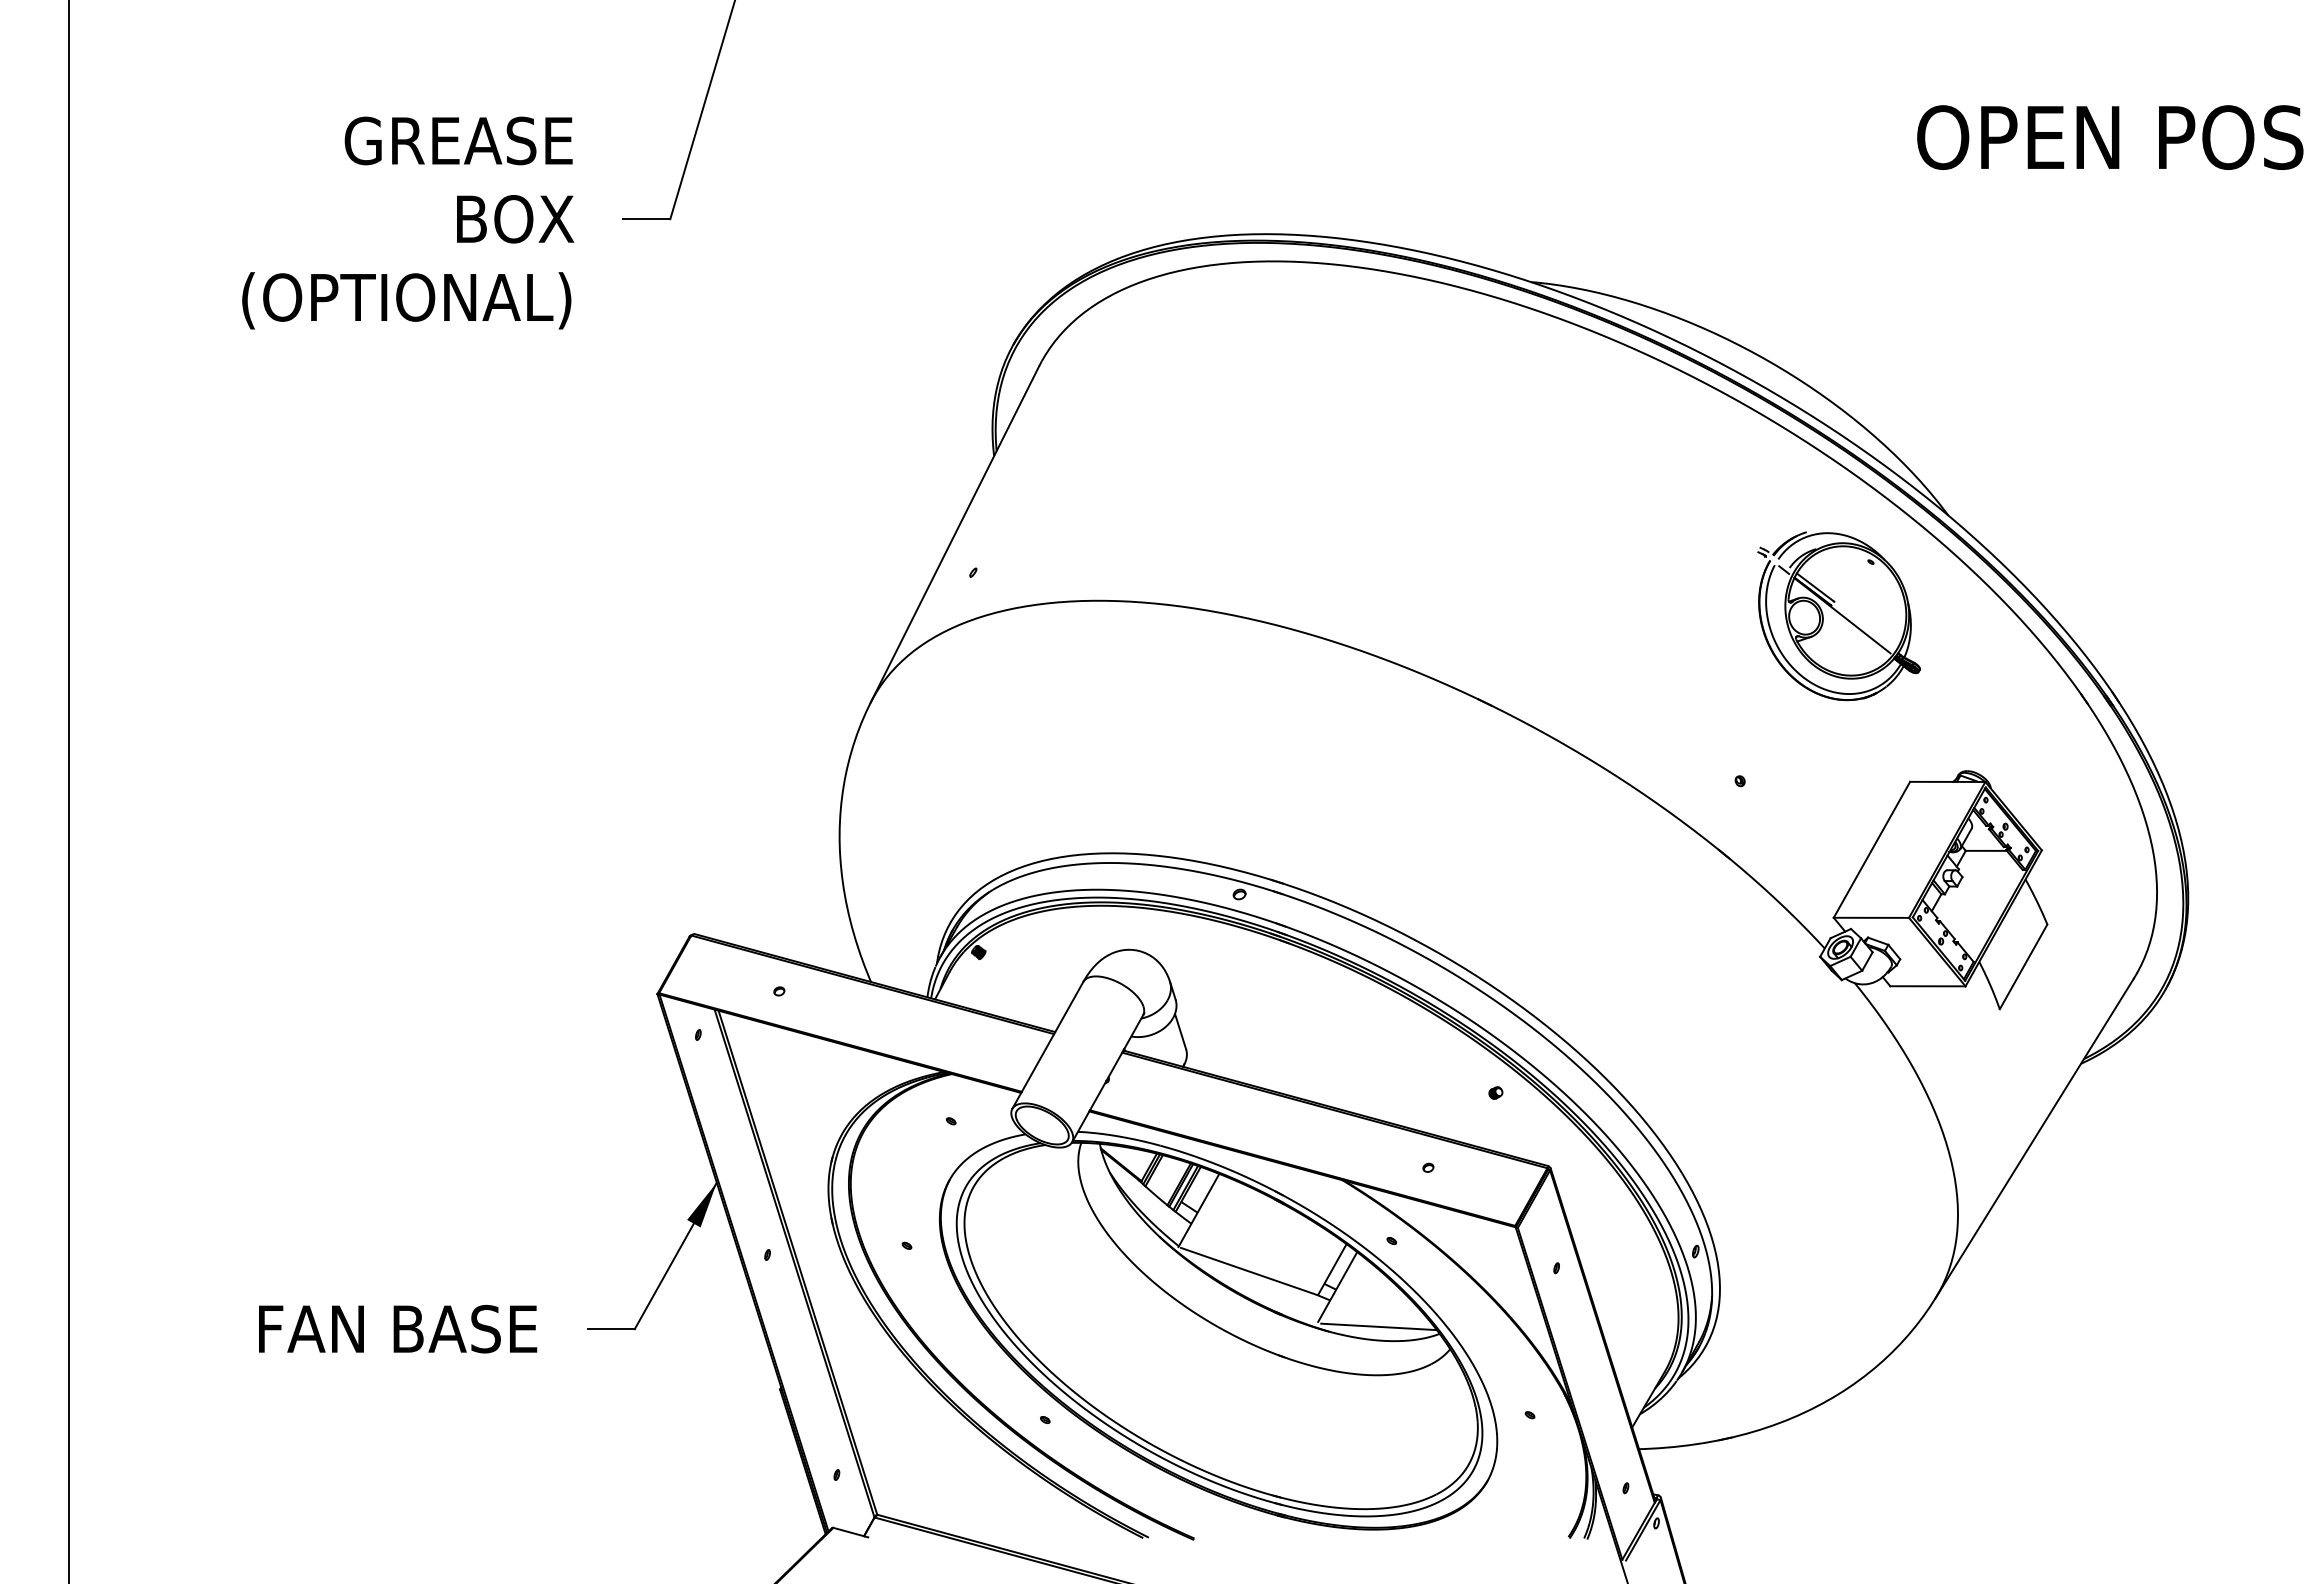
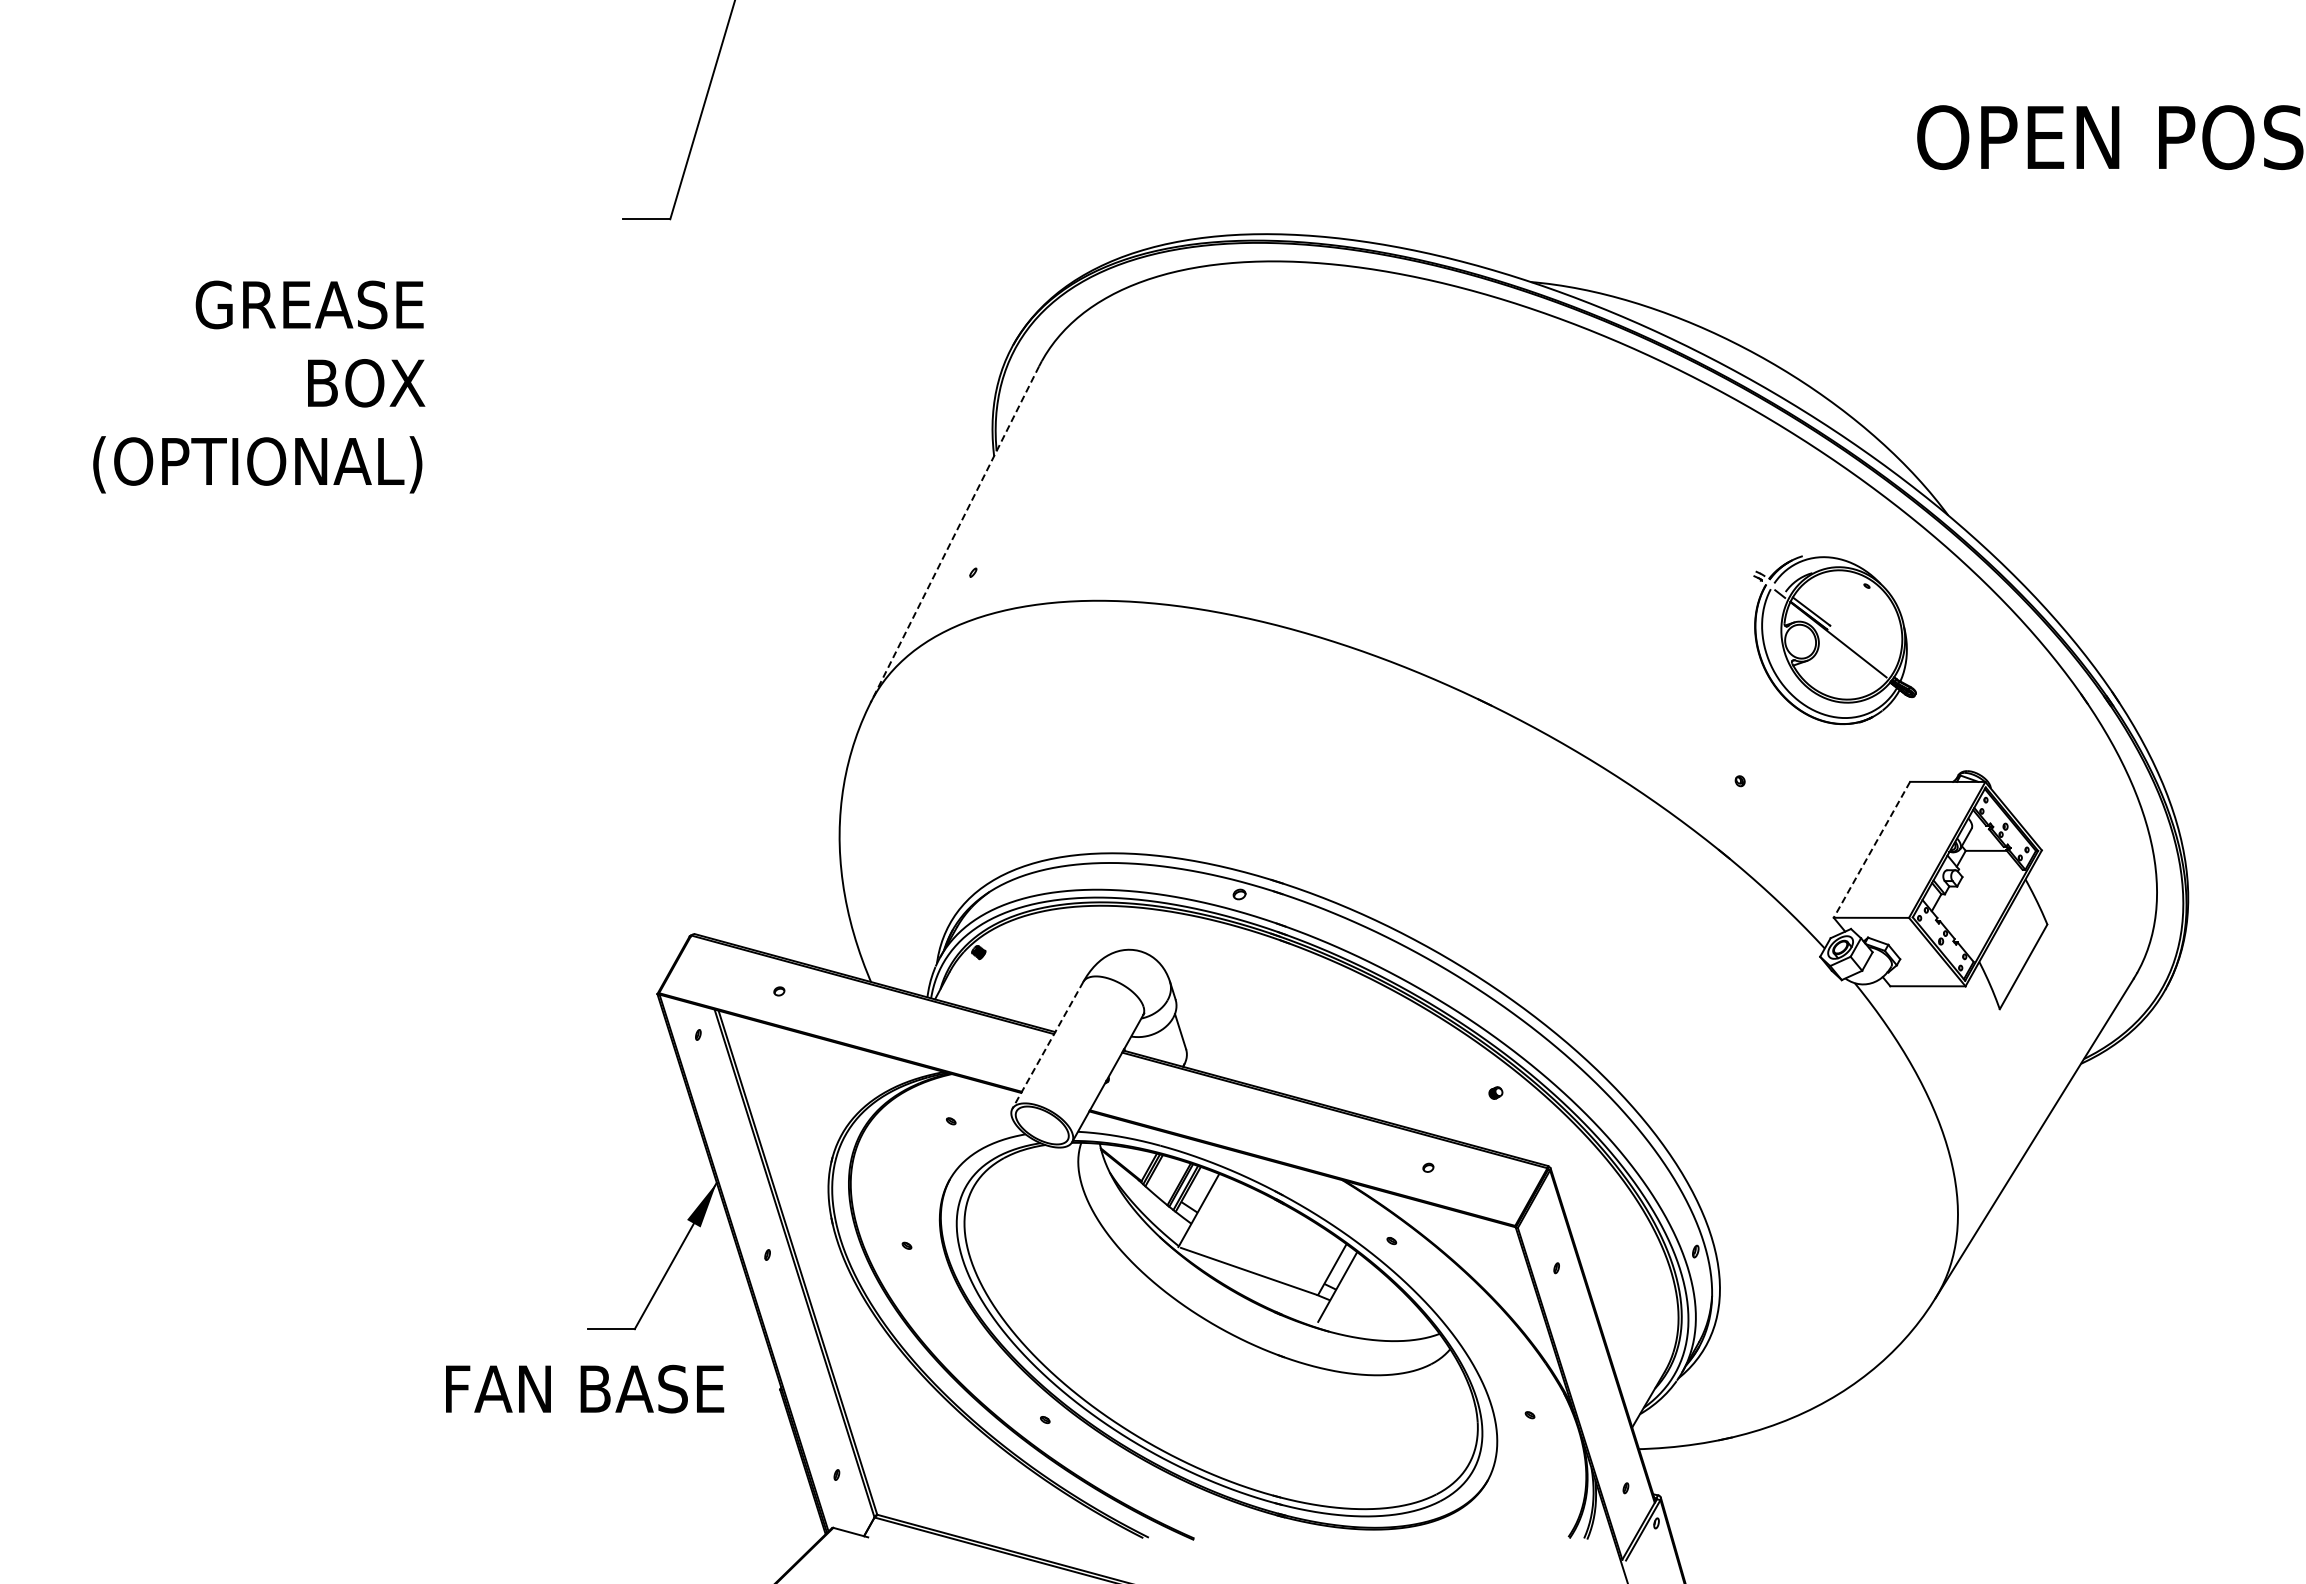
text position: (408, 222) -> (259, 386) (259, 386)
line: solid -> dashed (954, 535)
part position: (1838, 616) -> (1834, 640) (1834, 640)
line: present -> none (69, 791)
line: solid -> dashed (1871, 849)
line: solid -> dashed (1047, 1045)
line: present -> none (1378, 1326)
text position: (398, 1328) -> (585, 1388) (585, 1388)
